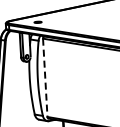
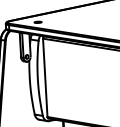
line: dashed -> solid (45, 78)
